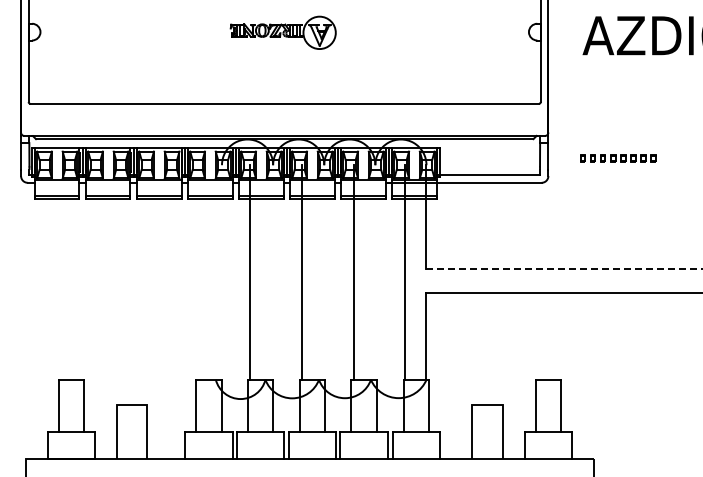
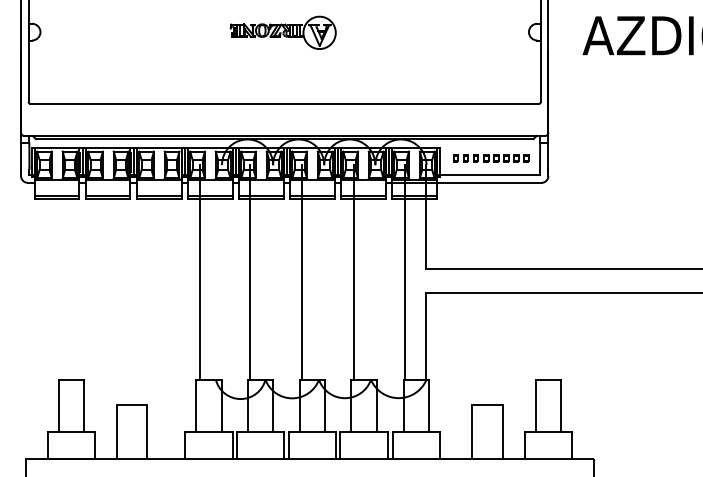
part position: (618, 158) -> (491, 158) (491, 158)
line: dashed -> solid (565, 268)
line: none -> present (199, 272)
